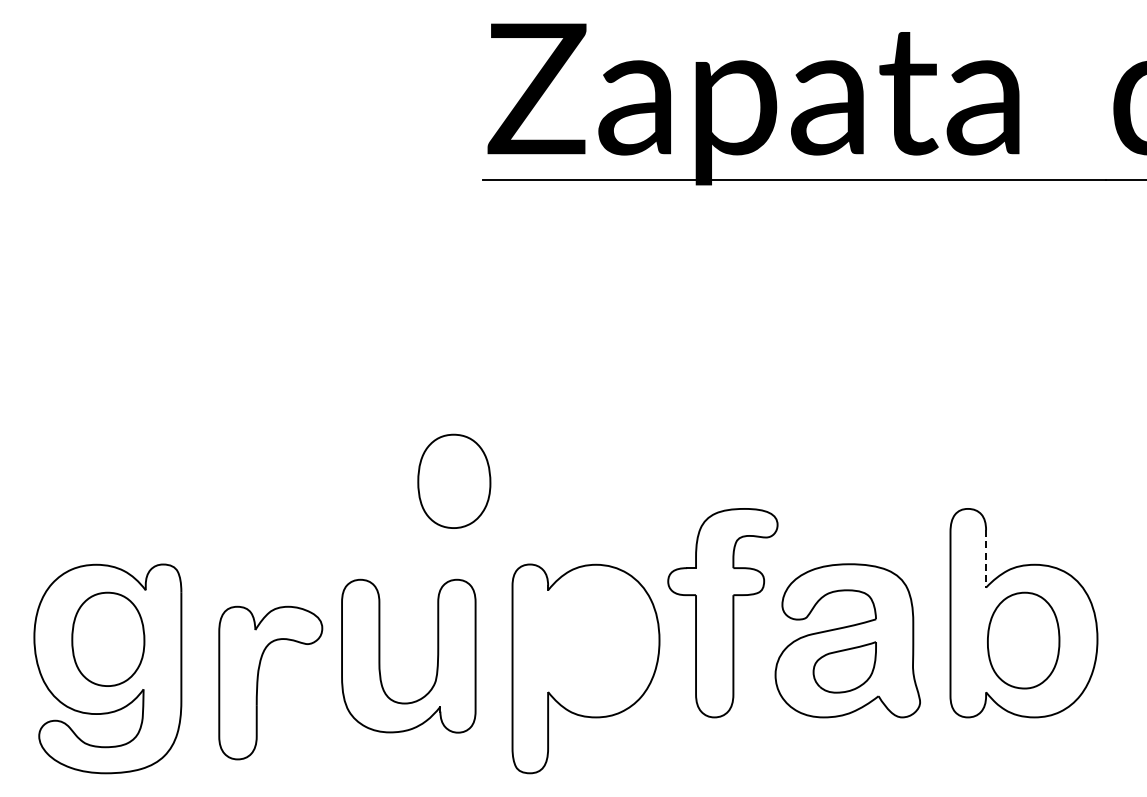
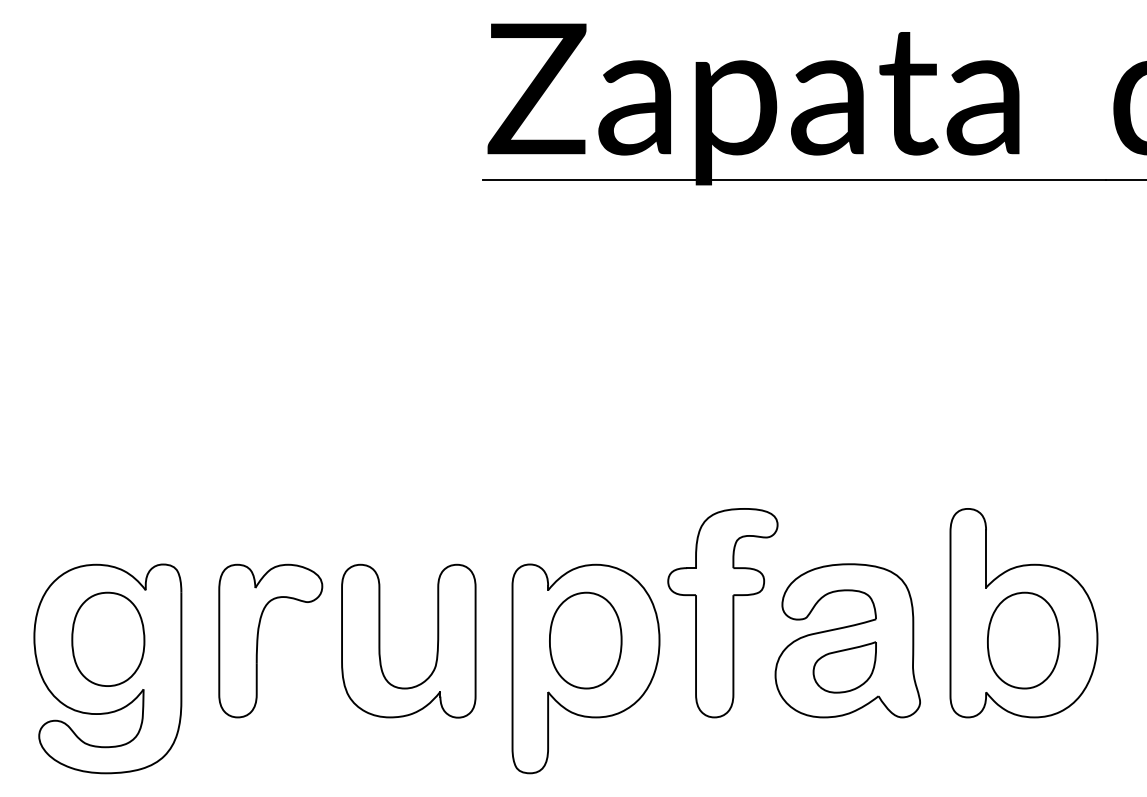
part: present -> none (454, 480)
line: dashed -> solid (986, 558)
part: none -> present (585, 640)
part position: (380, 655) -> (380, 640) (380, 640)
part position: (258, 682) -> (258, 640) (258, 640)
